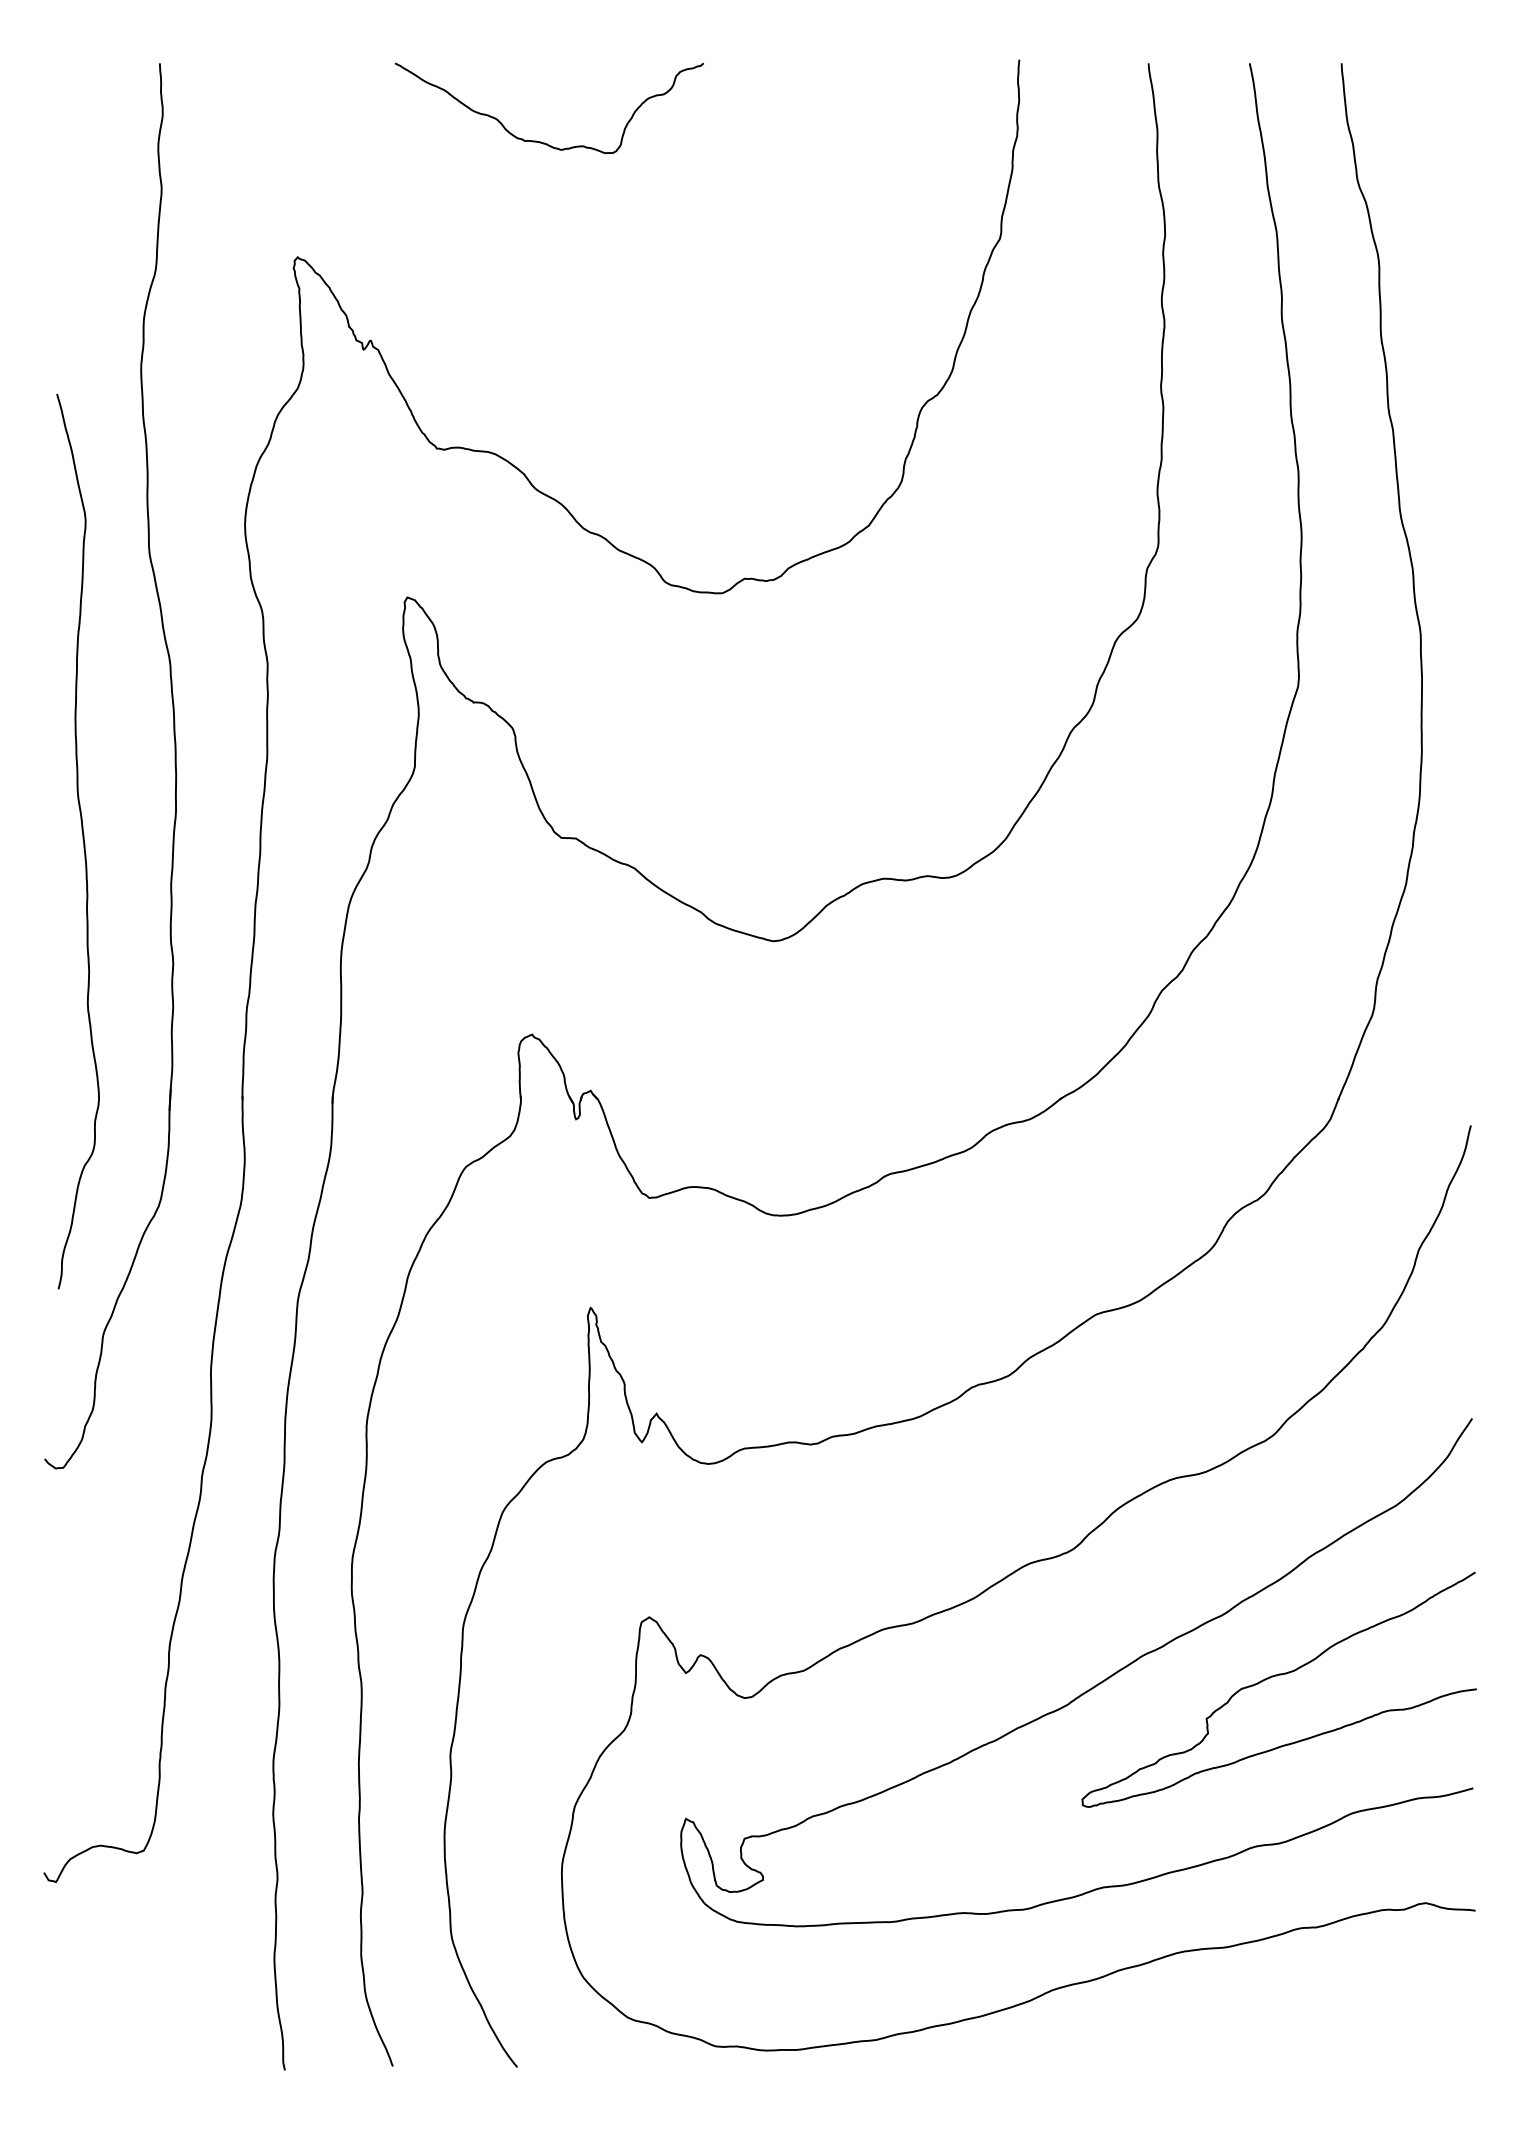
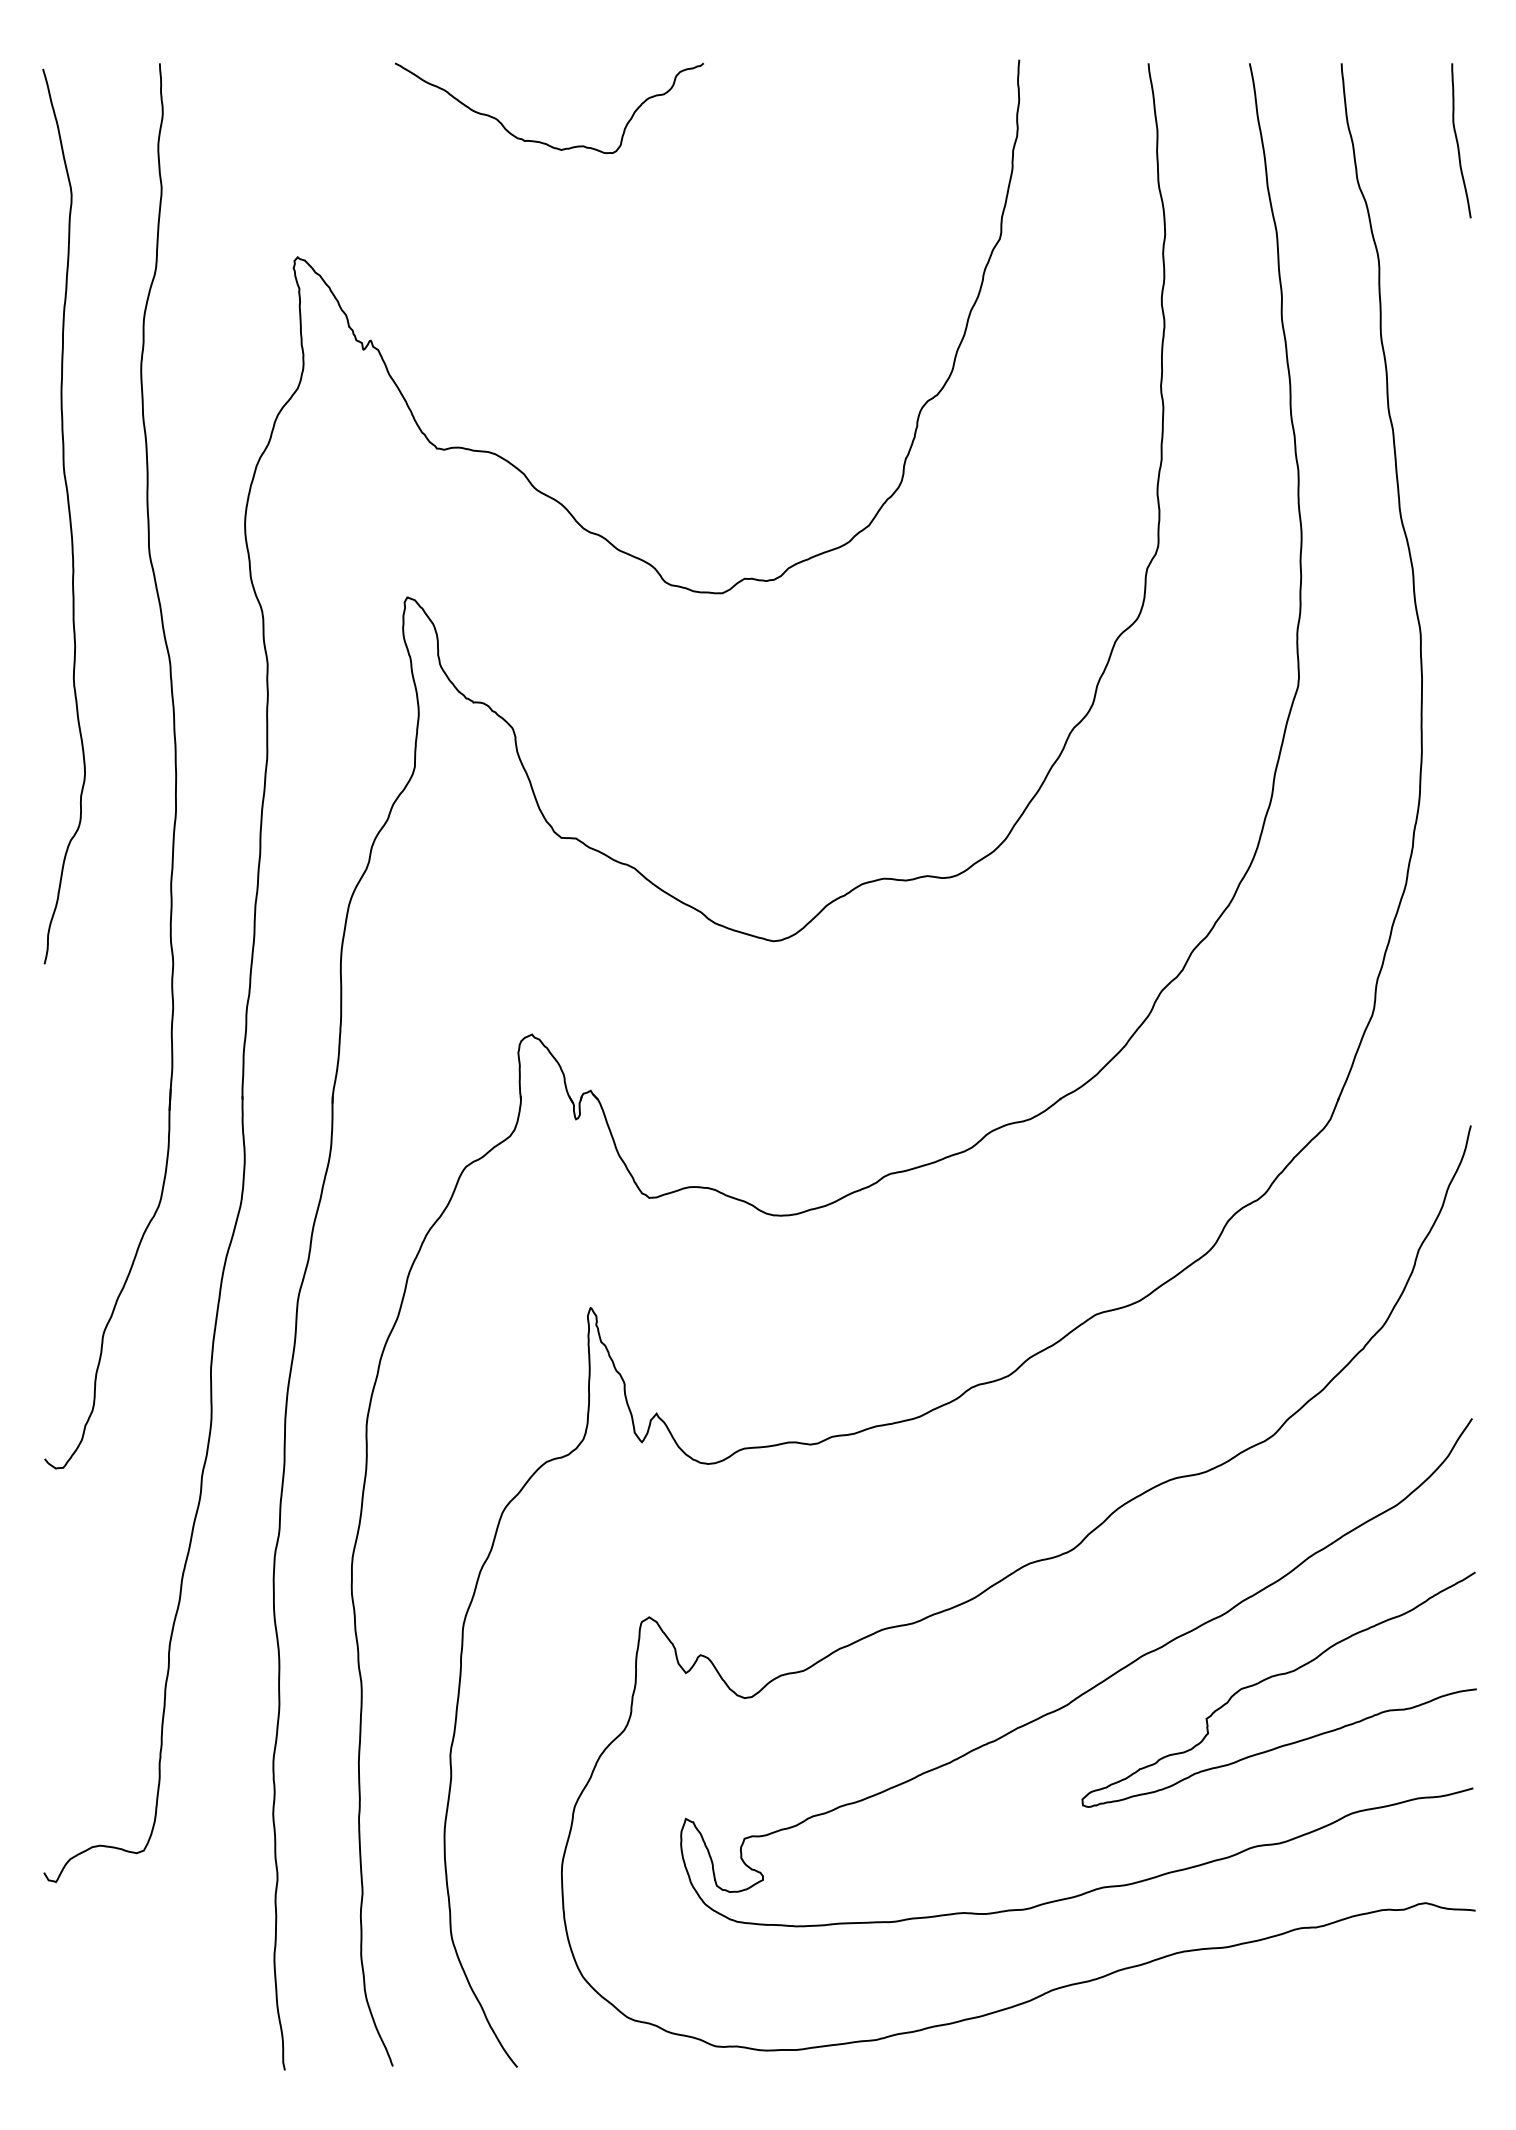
curve: none -> present (1458, 141)
curve position: (82, 839) -> (68, 514) (68, 514)
